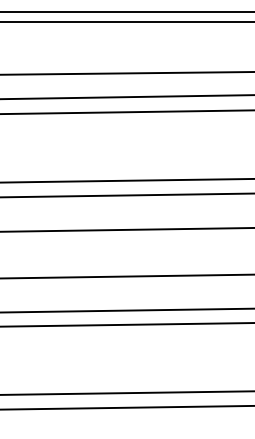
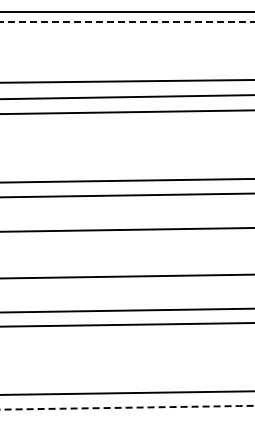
line: solid -> dashed (127, 22)
line position: (126, 73) -> (126, 81) (126, 81)
arc: solid -> dashed (127, 407)
